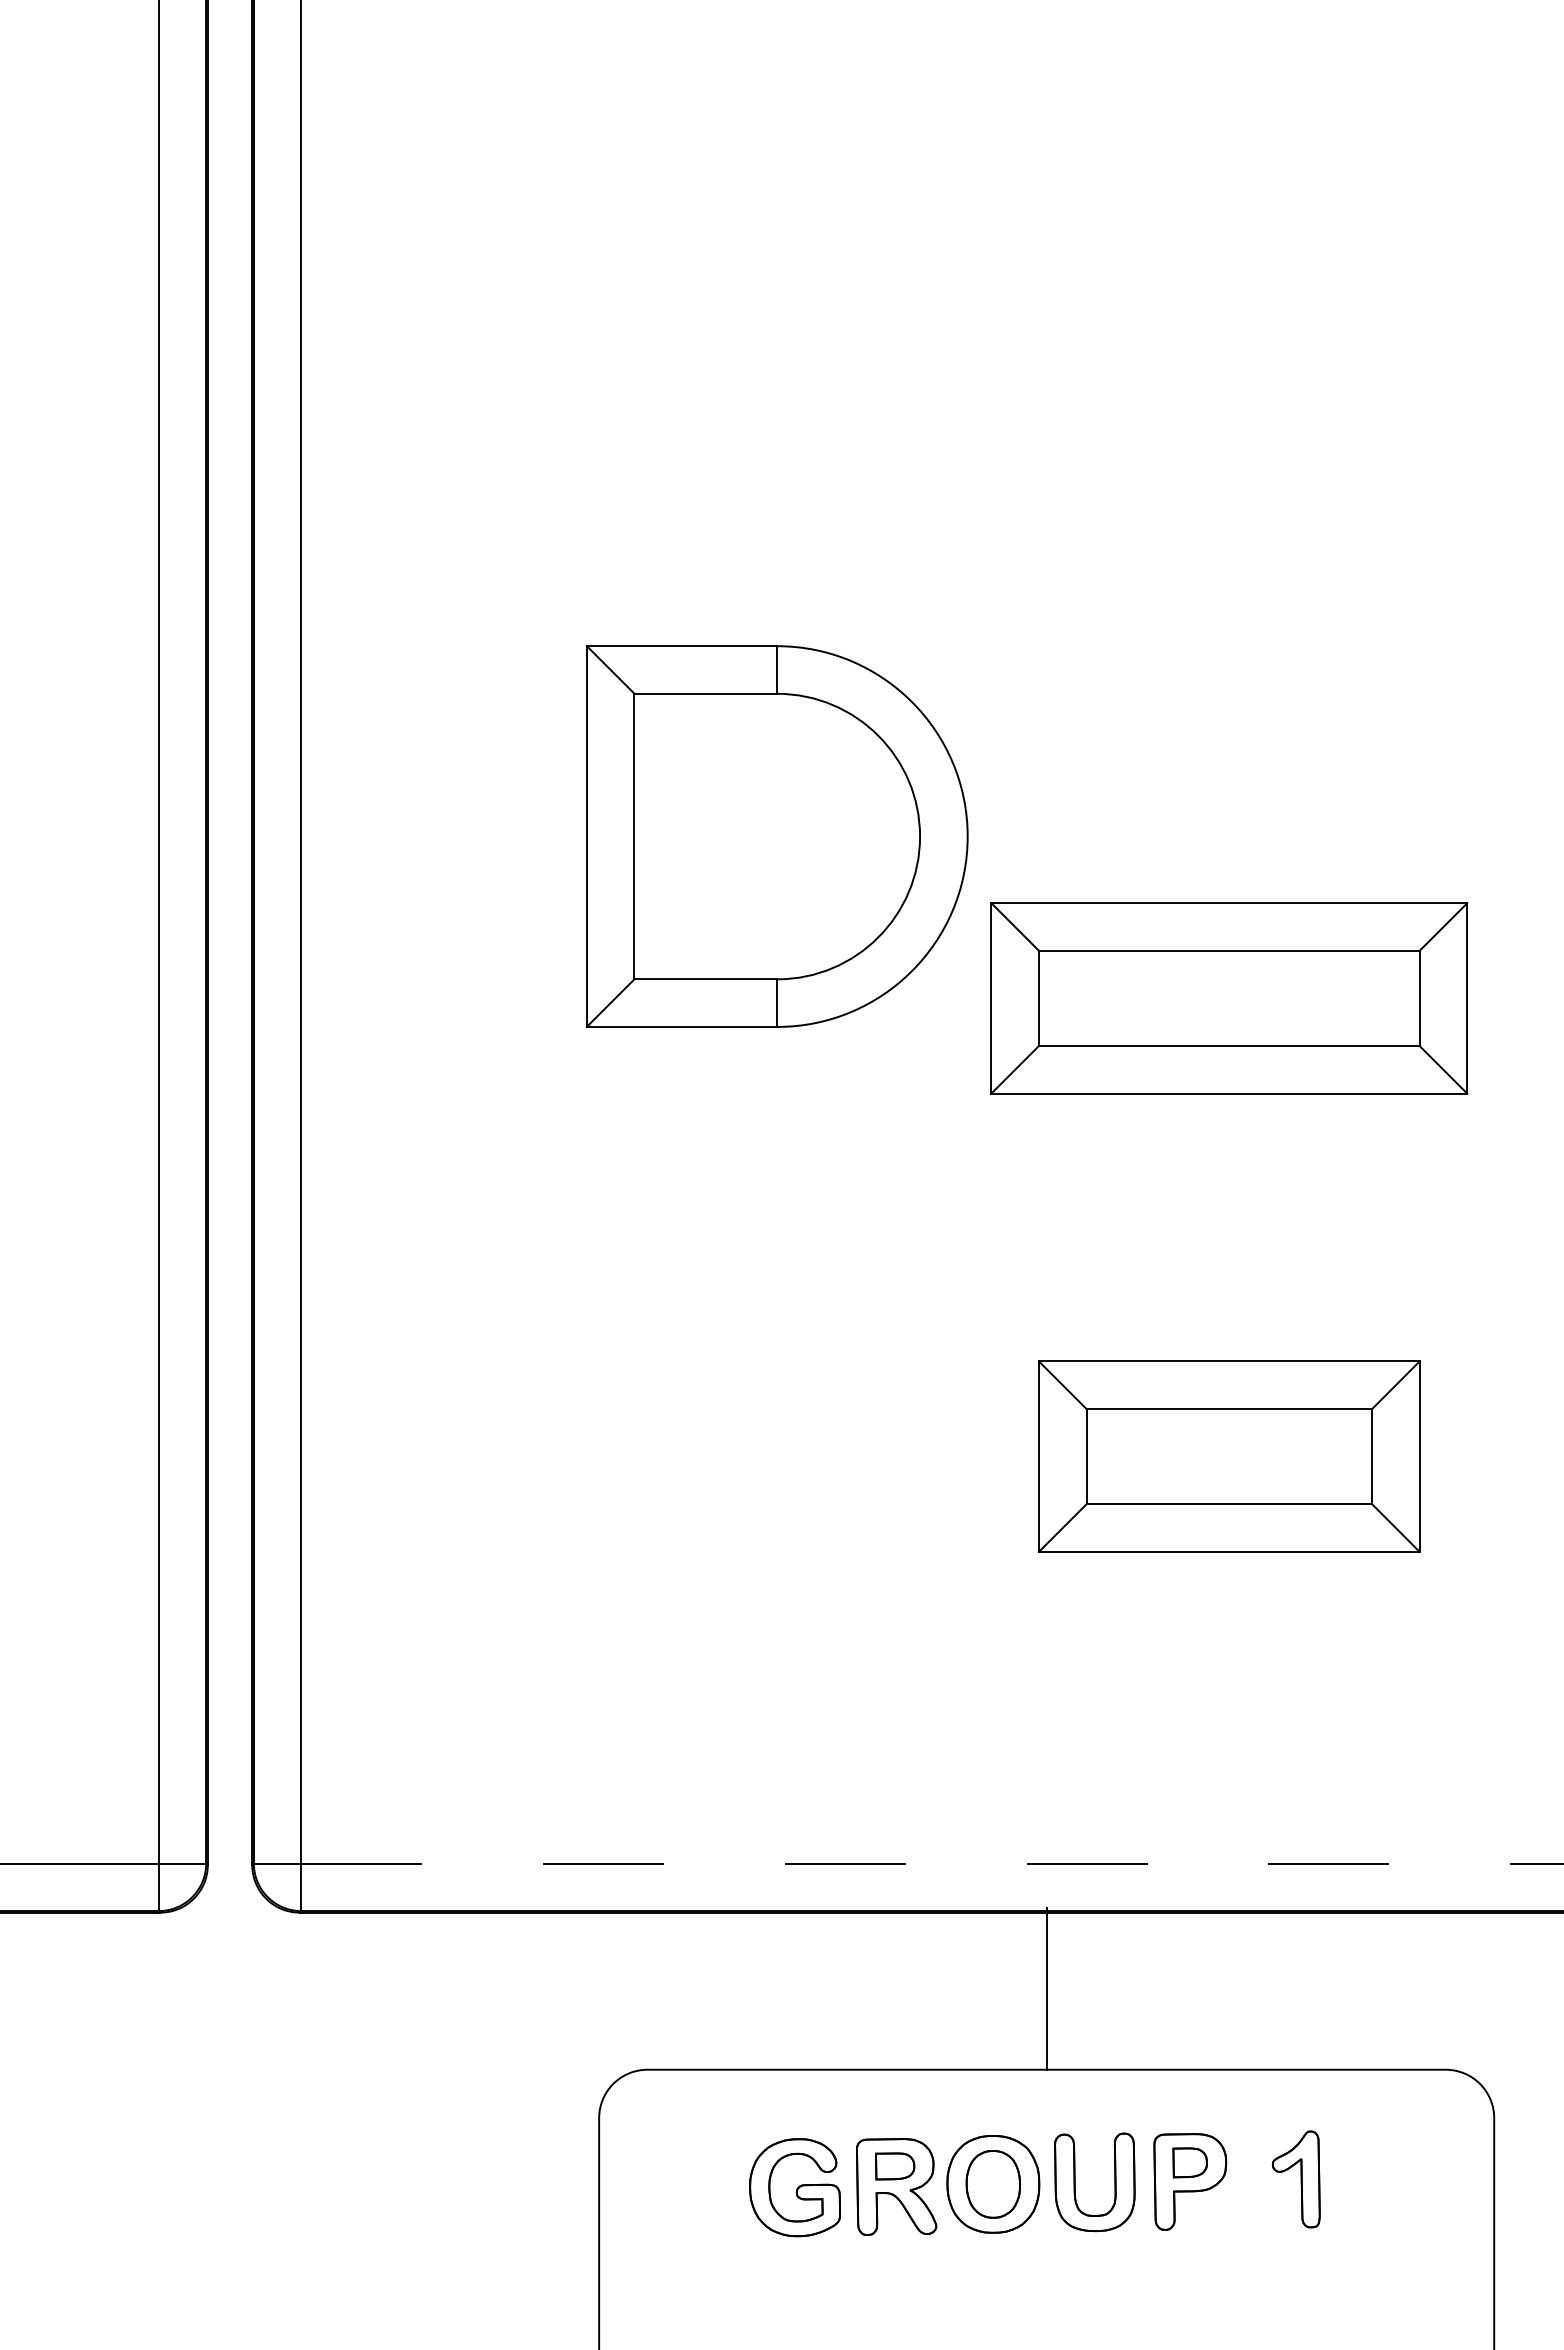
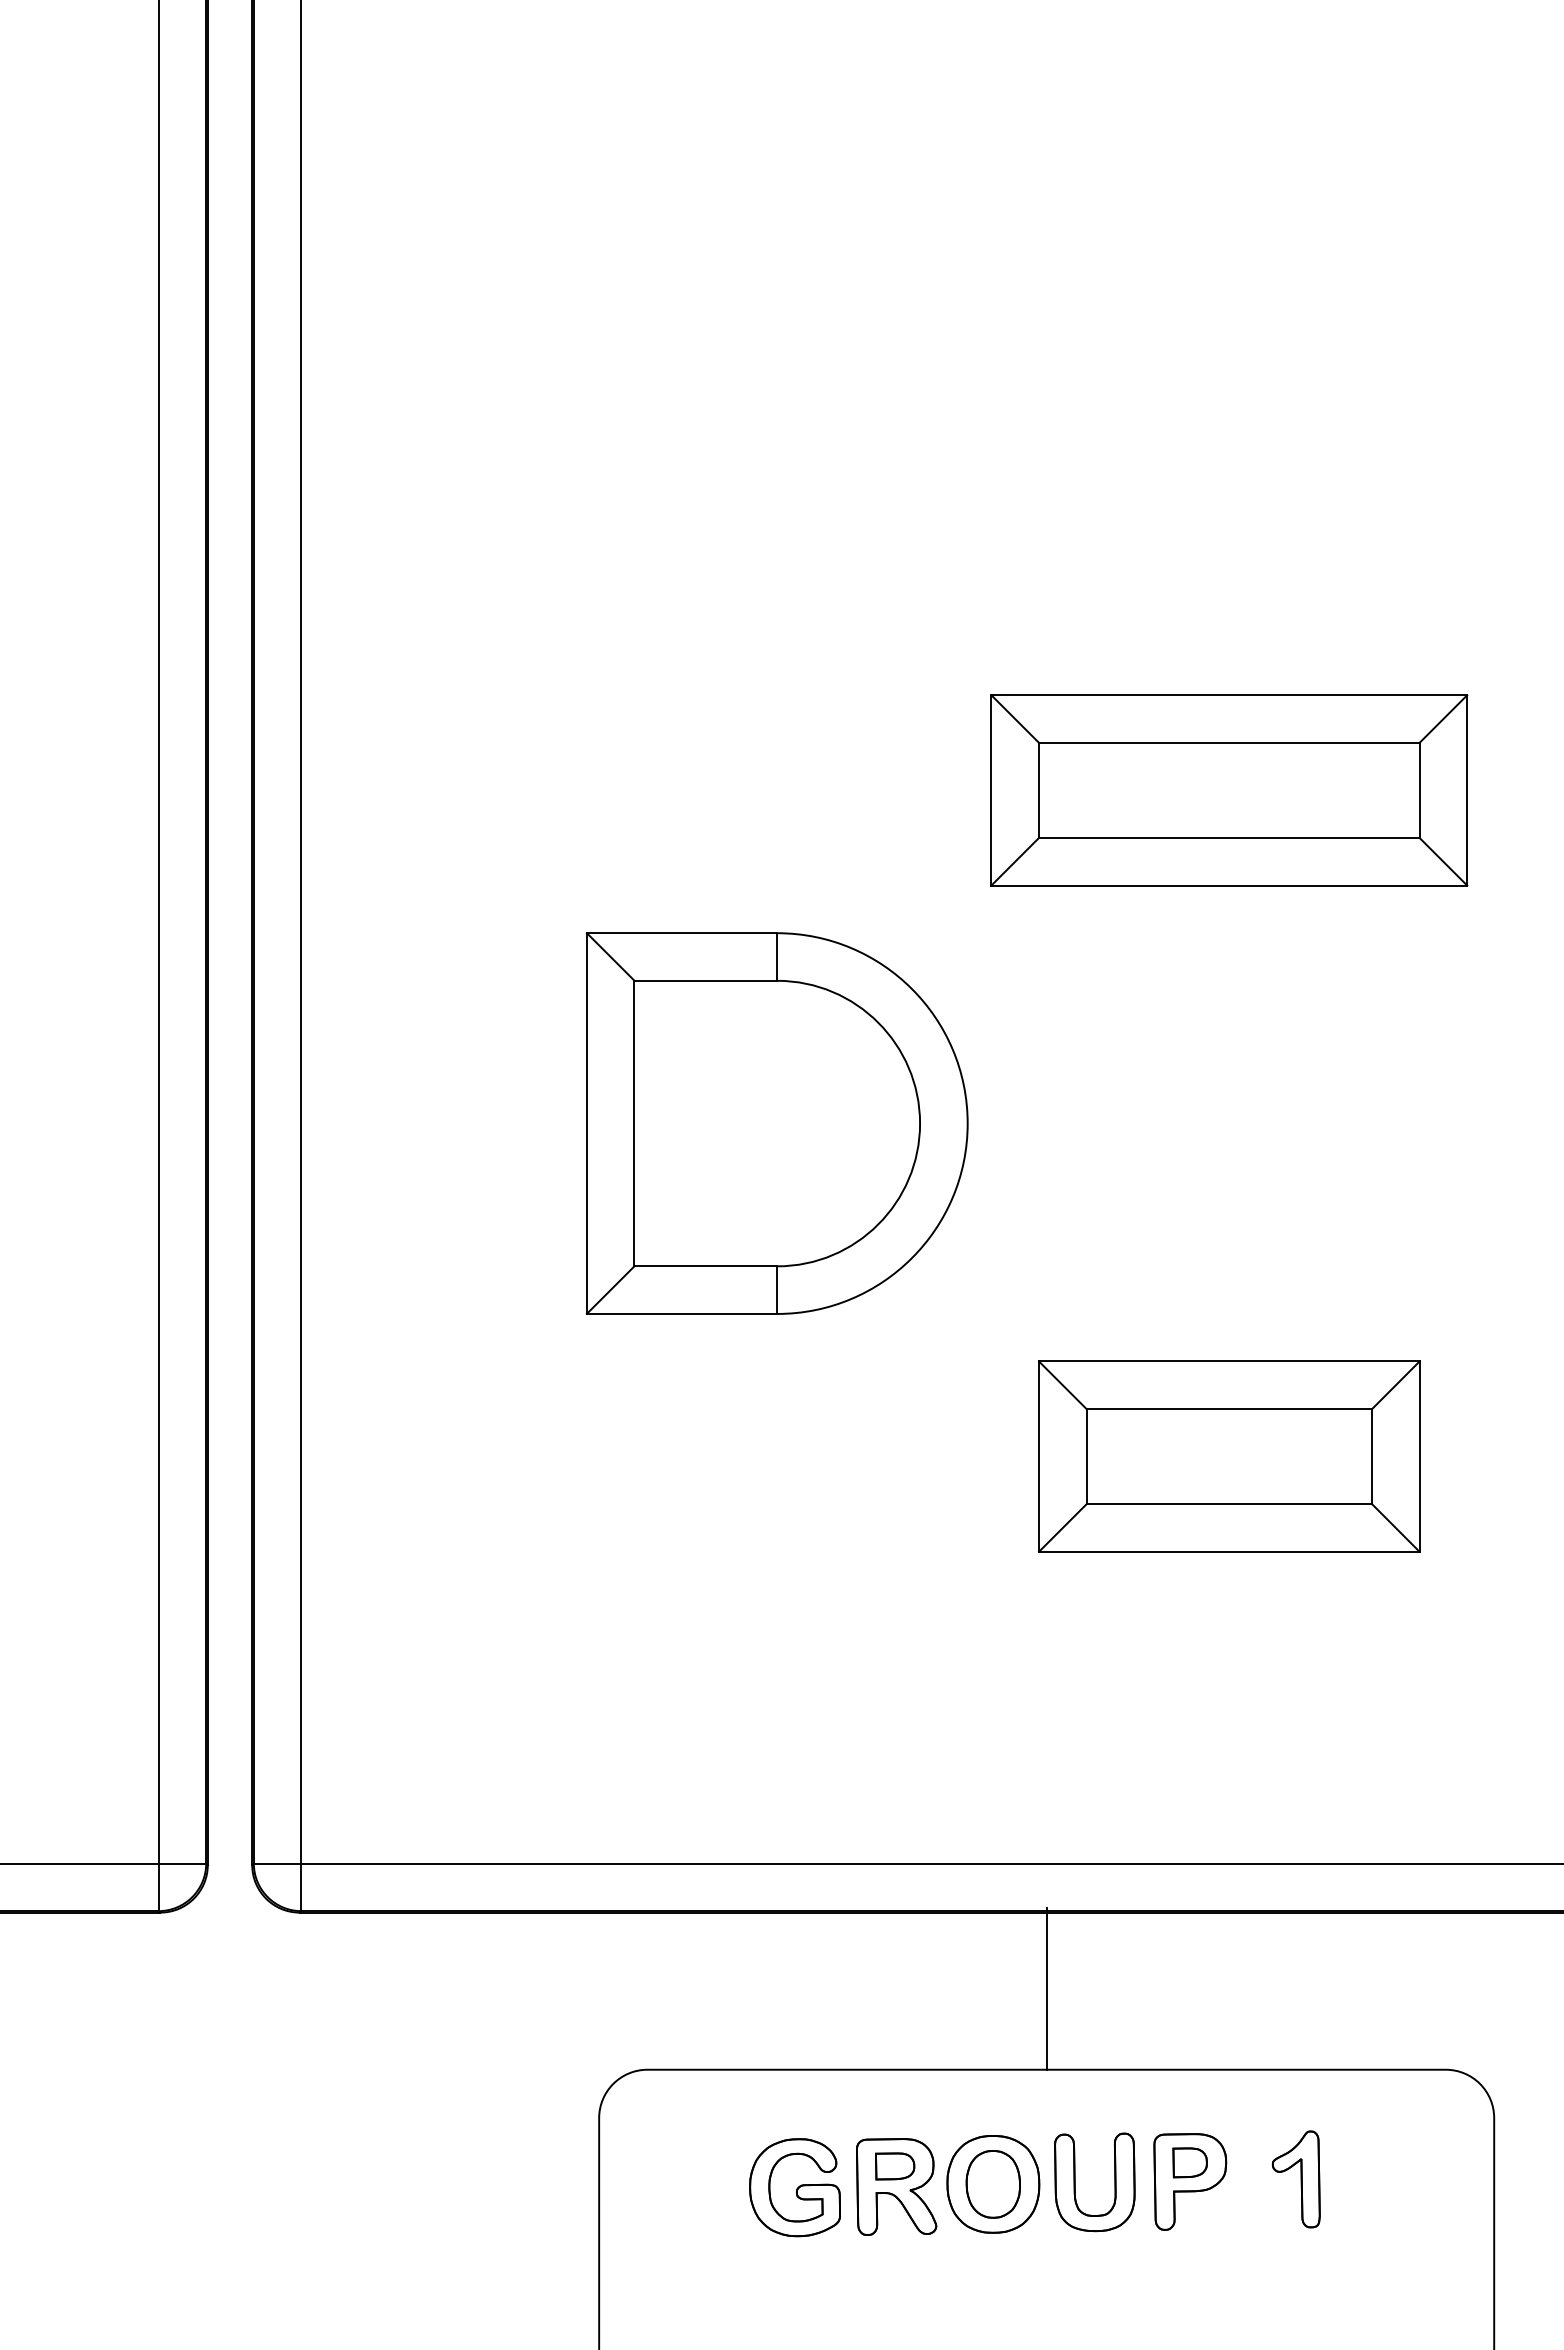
part position: (776, 836) -> (776, 1123) (776, 1123)
part position: (1229, 998) -> (1229, 790) (1229, 790)
line: dashed -> solid (933, 1863)
